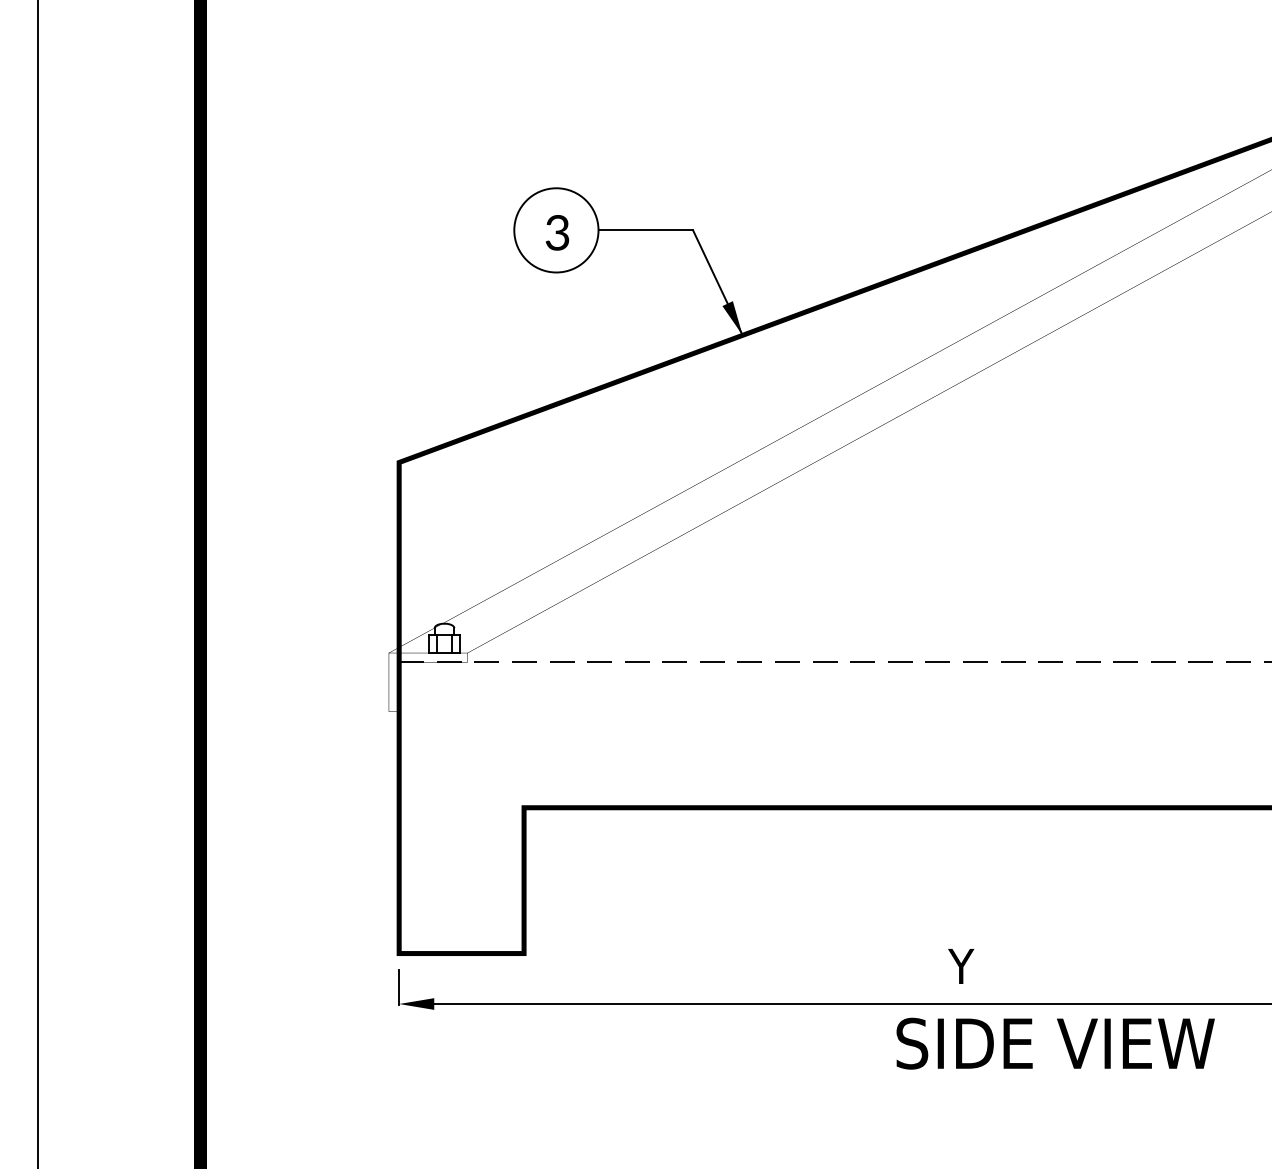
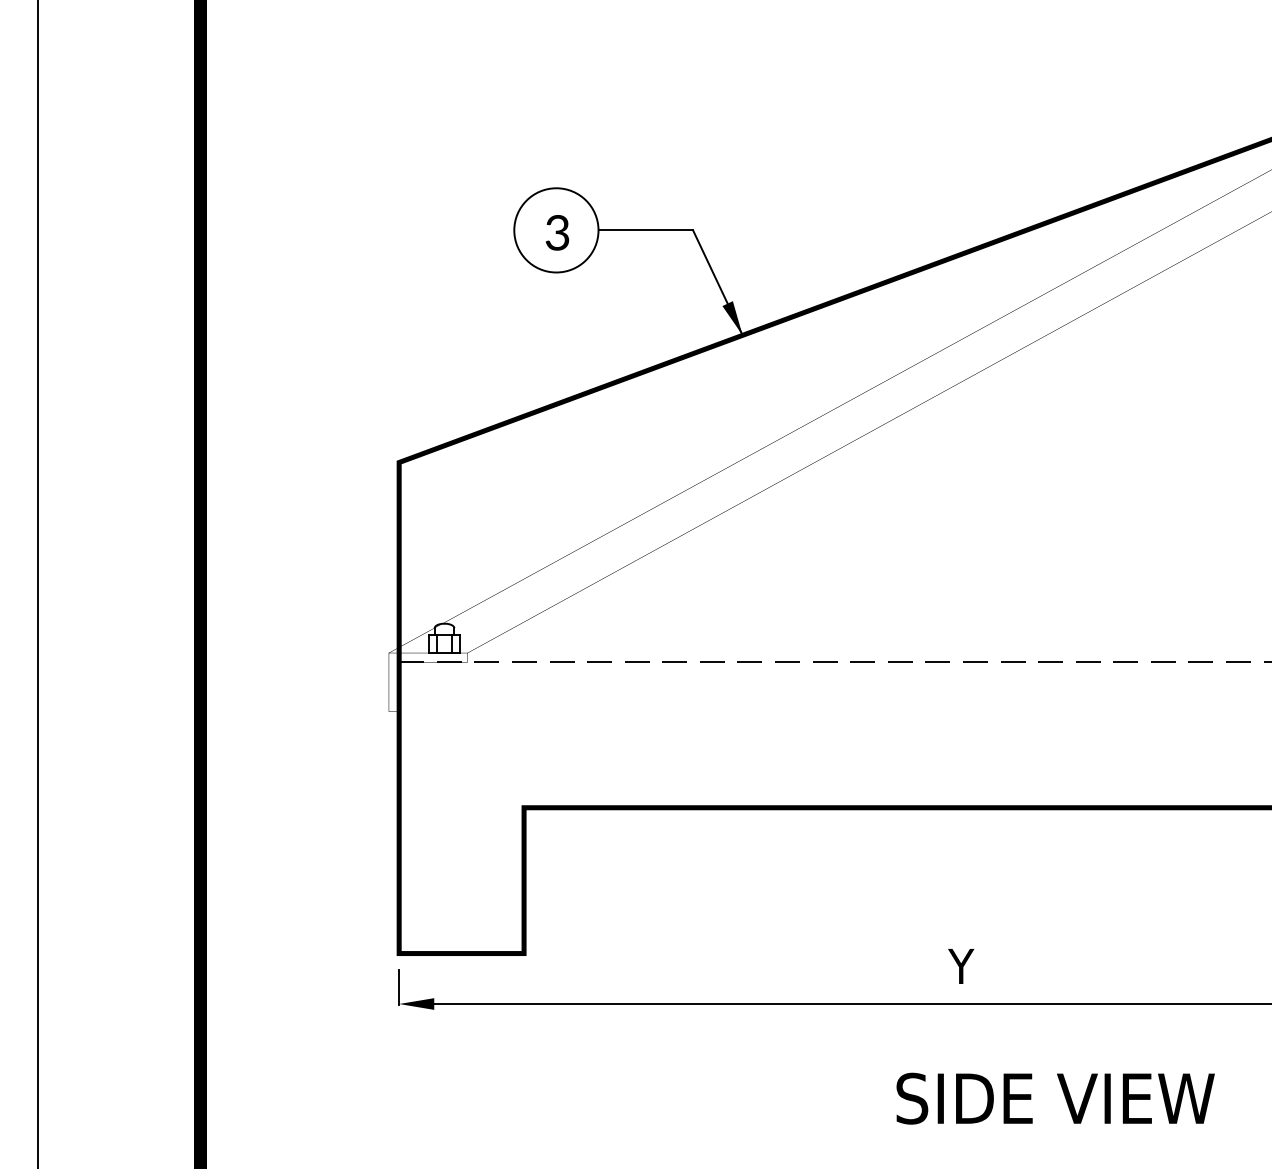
text position: (1055, 1043) -> (1055, 1098) (1055, 1098)
